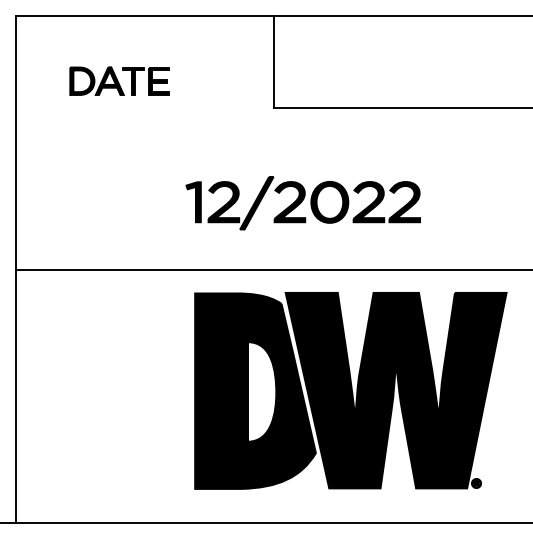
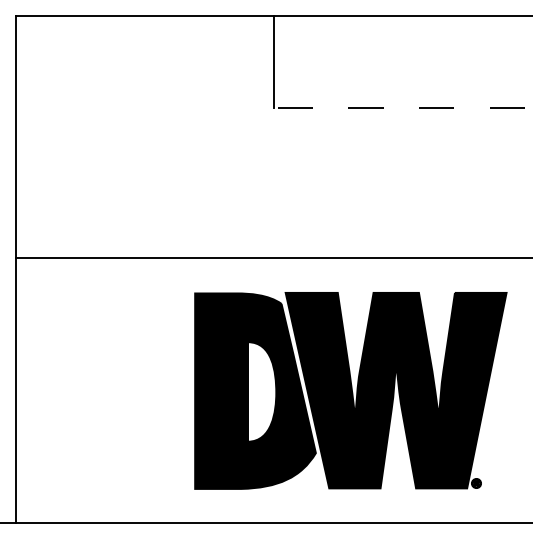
part: present -> none (119, 80)
line: solid -> dashed (403, 108)
part: present -> none (302, 203)
line position: (272, 269) -> (272, 257) (272, 257)
